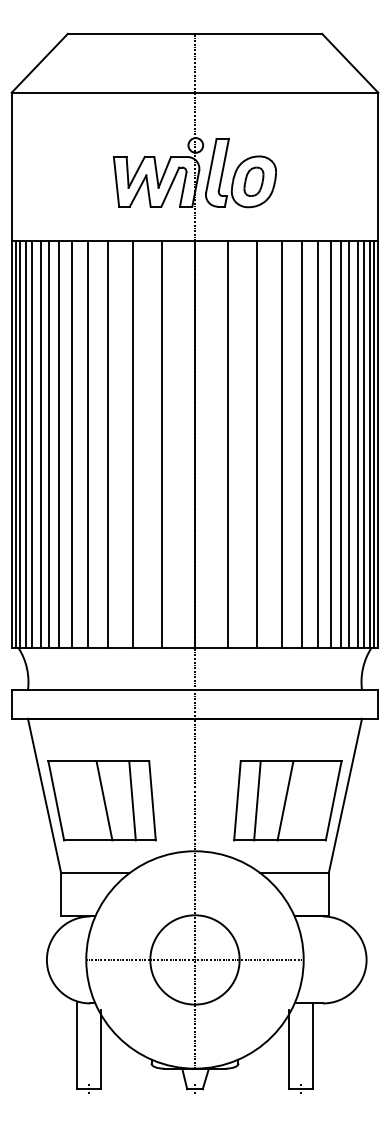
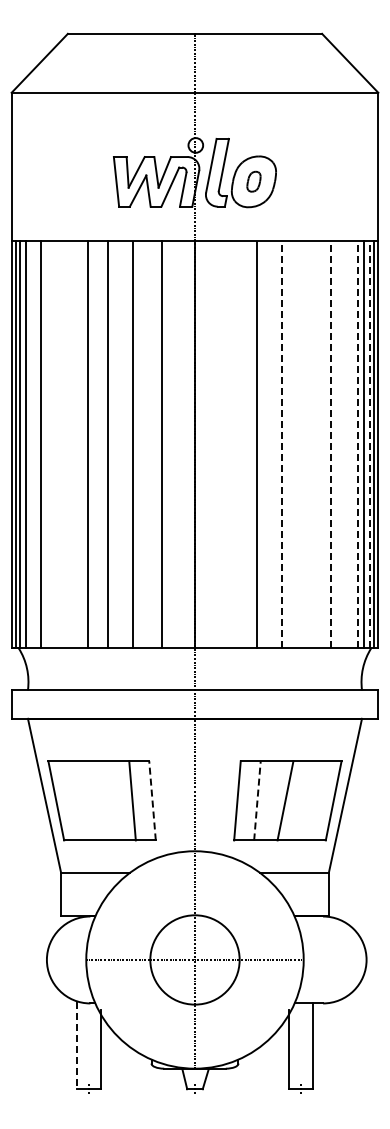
part size: 22x31 px -> 16x23 px (253, 181)
line: present -> none (32, 444)
line: present -> none (49, 444)
line: present -> none (59, 444)
line: present -> none (72, 444)
line: present -> none (228, 444)
line: solid -> dashed (281, 444)
line: present -> none (302, 444)
line: present -> none (317, 444)
line: solid -> dashed (330, 444)
line: present -> none (340, 444)
line: present -> none (348, 444)
line: solid -> dashed (357, 444)
line: solid -> dashed (369, 444)
line: present -> none (104, 800)
line: solid -> dashed (152, 800)
line: solid -> dashed (257, 800)
line: solid -> dashed (77, 1045)
